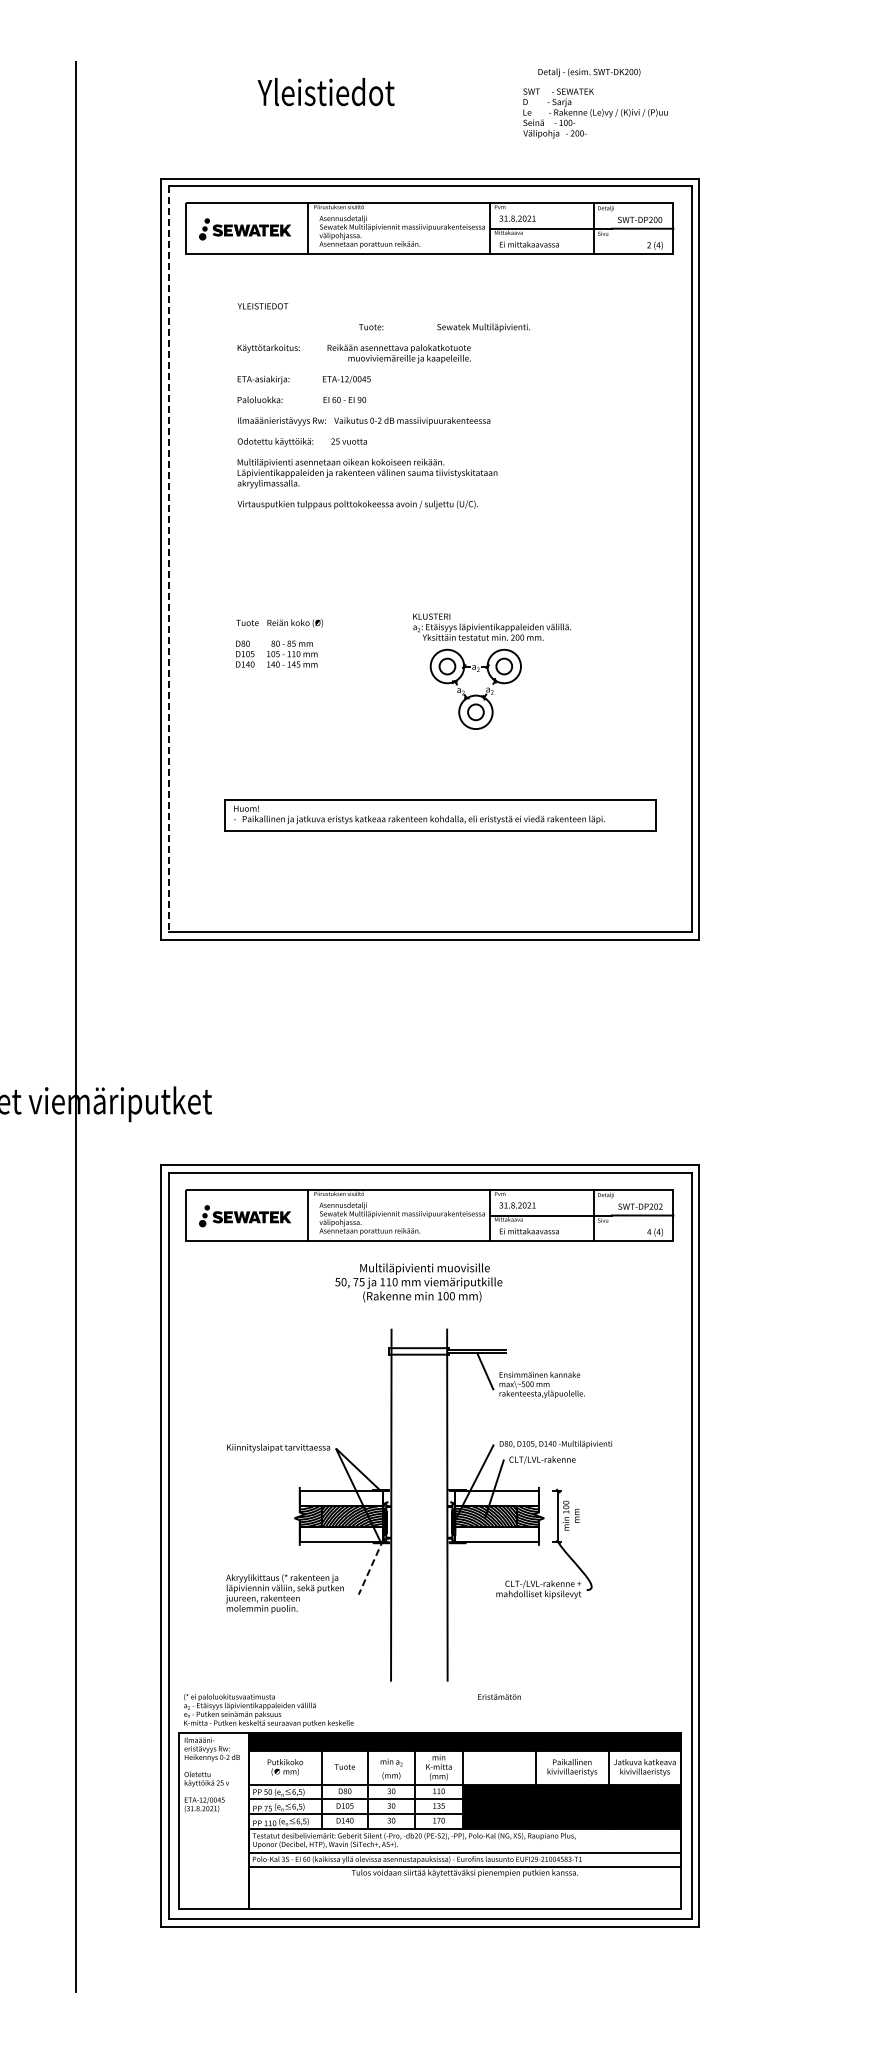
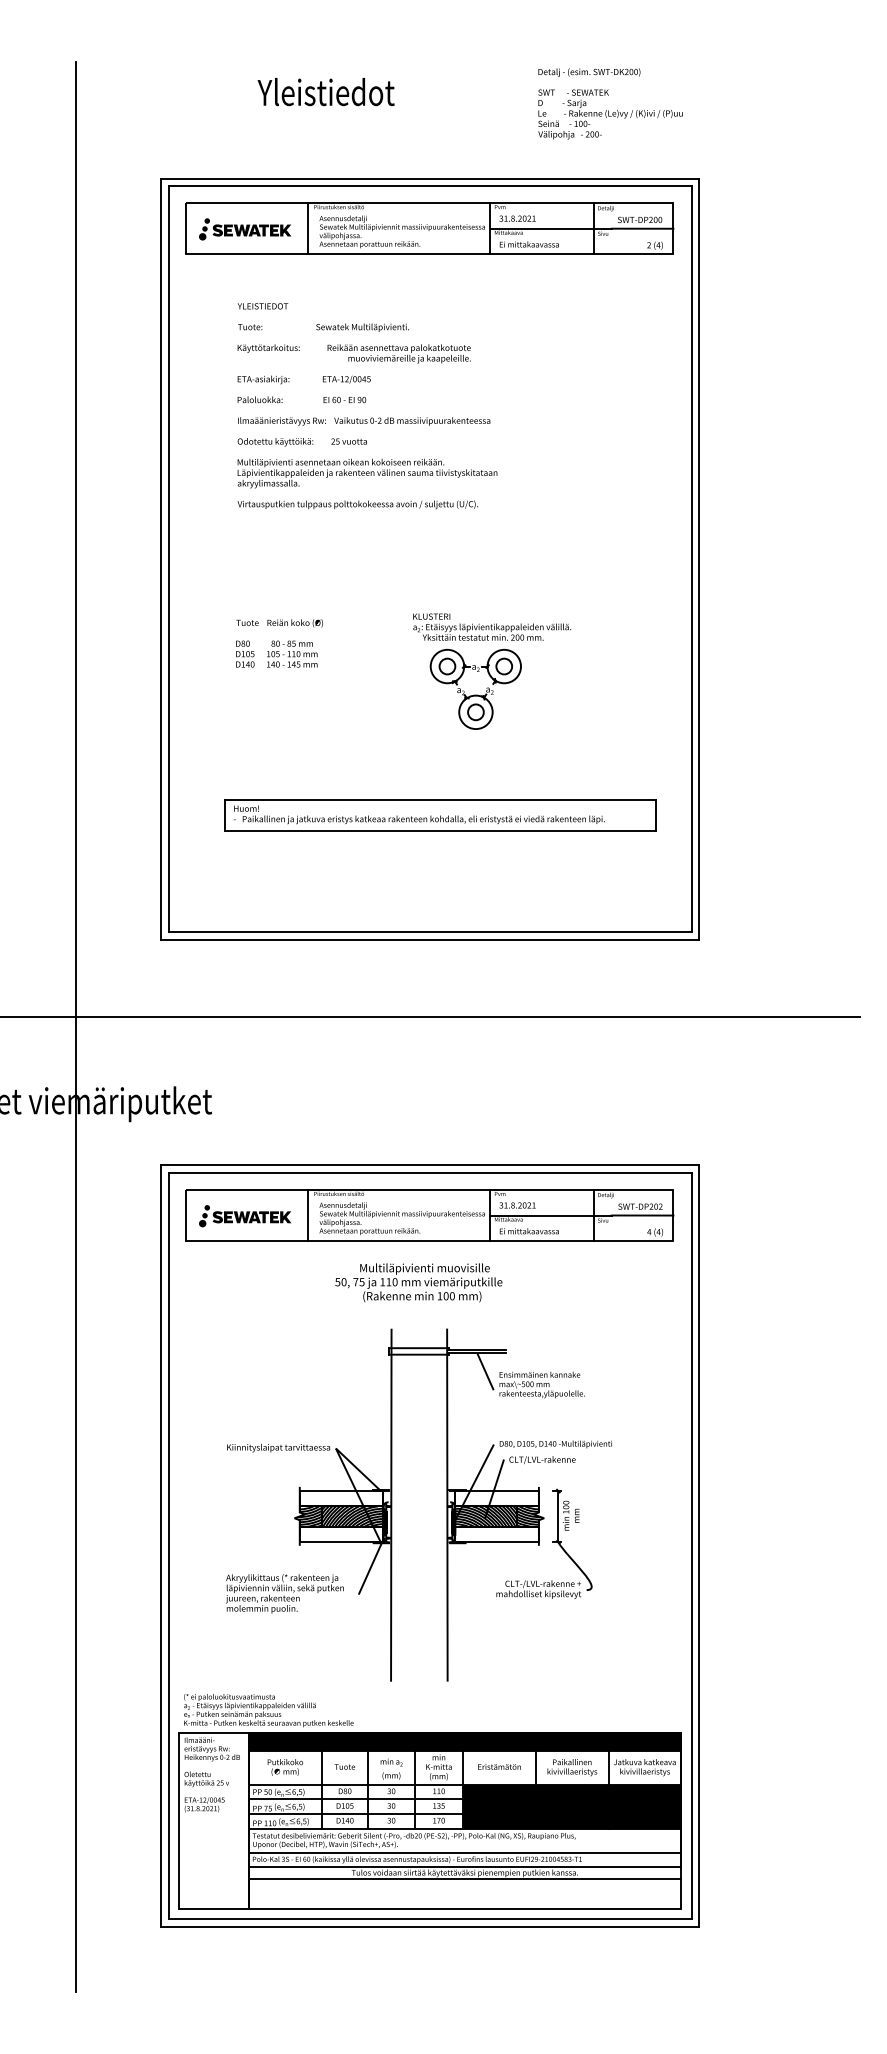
text position: (595, 113) -> (610, 114) (610, 114)
text position: (444, 327) -> (323, 327) (323, 327)
line: dashed -> solid (168, 559)
line: none -> present (431, 1016)
line: dashed -> solid (370, 1567)
text position: (499, 1696) -> (499, 1766) (499, 1766)
line: none -> present (464, 1878)
